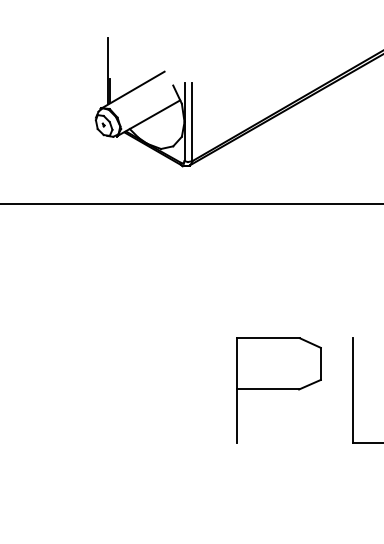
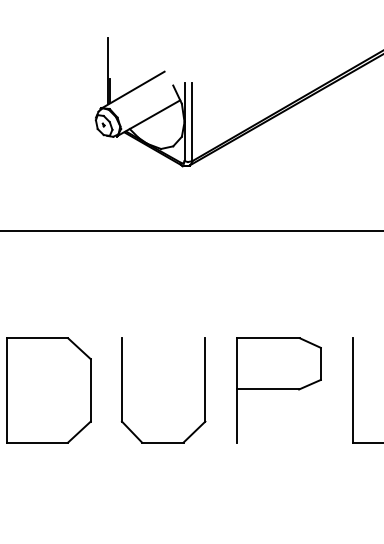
line position: (191, 204) -> (191, 231) (191, 231)
part: none -> present (48, 390)
part: none -> present (122, 390)
